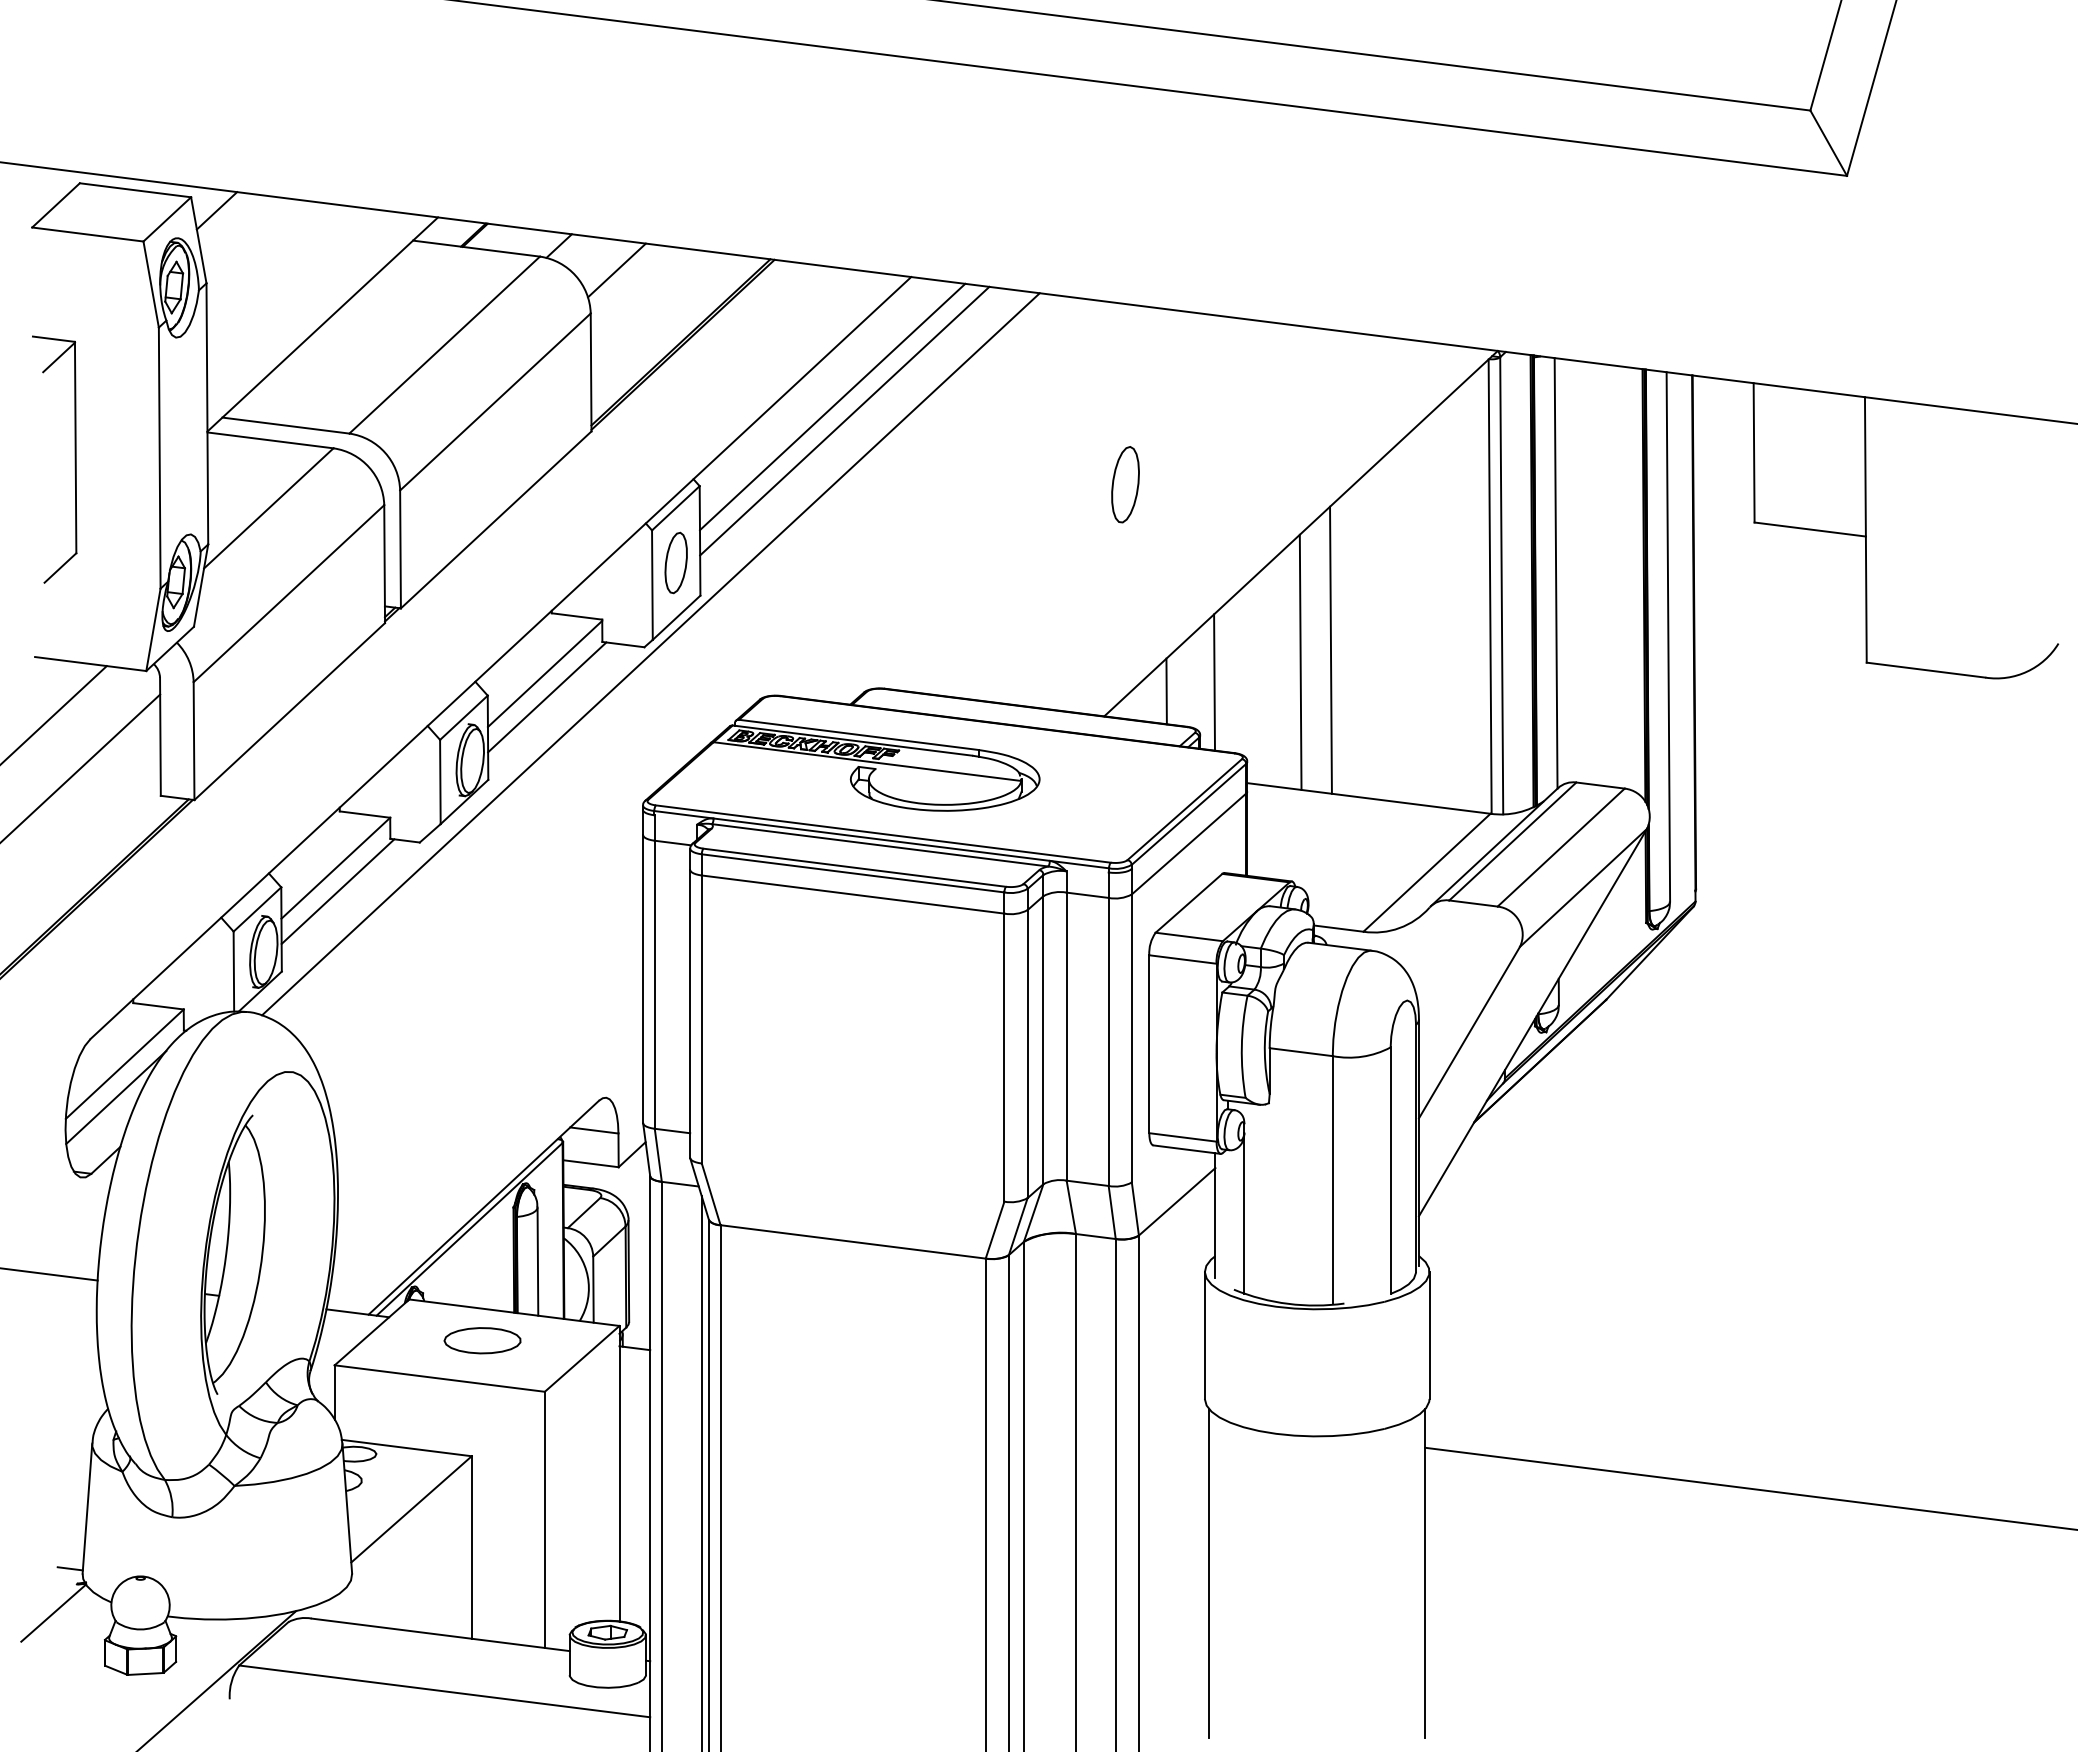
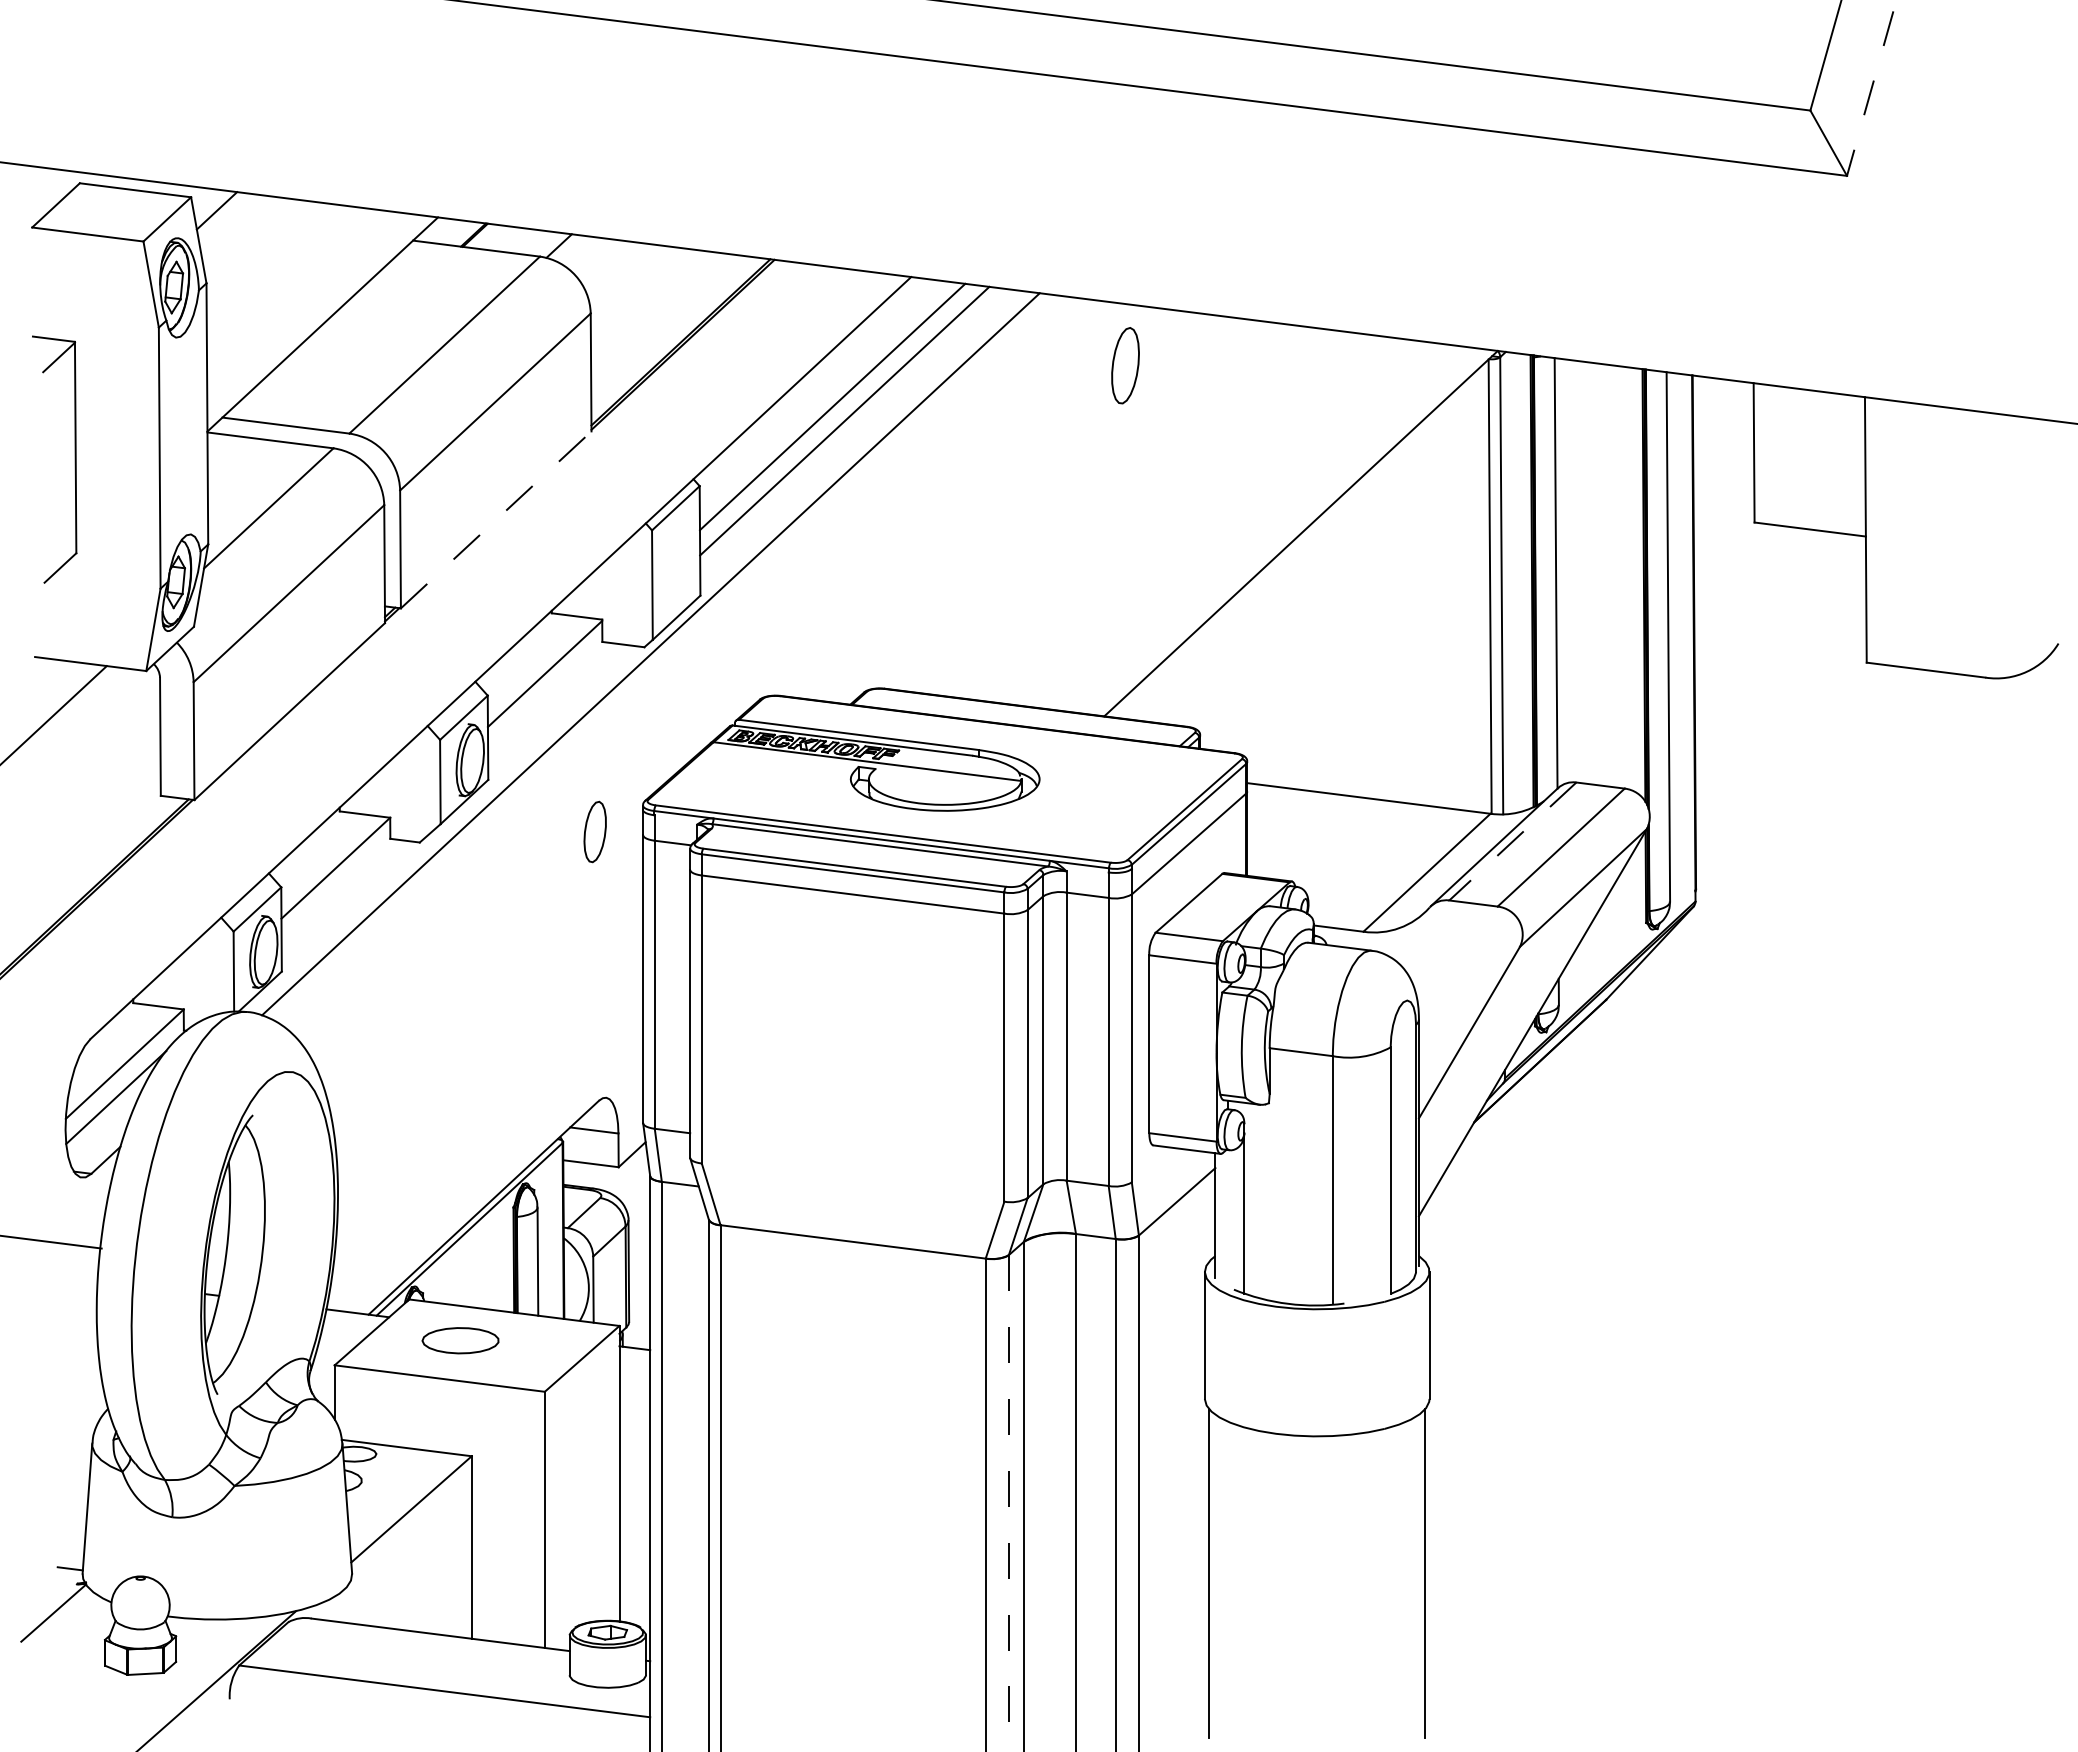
line: solid -> dashed (1871, 88)
line: present -> none (616, 270)
part position: (1125, 484) -> (1125, 365) (1125, 365)
line: solid -> dashed (496, 519)
part position: (675, 562) -> (594, 831) (594, 831)
line: present -> none (1330, 649)
line: present -> none (1300, 661)
line: present -> none (1214, 682)
line: present -> none (1166, 691)
line: present -> none (547, 697)
line: present -> none (81, 767)
line: solid -> dashed (1512, 841)
line: present -> none (337, 891)
line position: (49, 1274) -> (51, 1242) (51, 1242)
part position: (482, 1340) -> (460, 1340) (460, 1340)
line: present -> none (701, 1471)
line: present -> none (1749, 1488)
line: solid -> dashed (1008, 1503)
